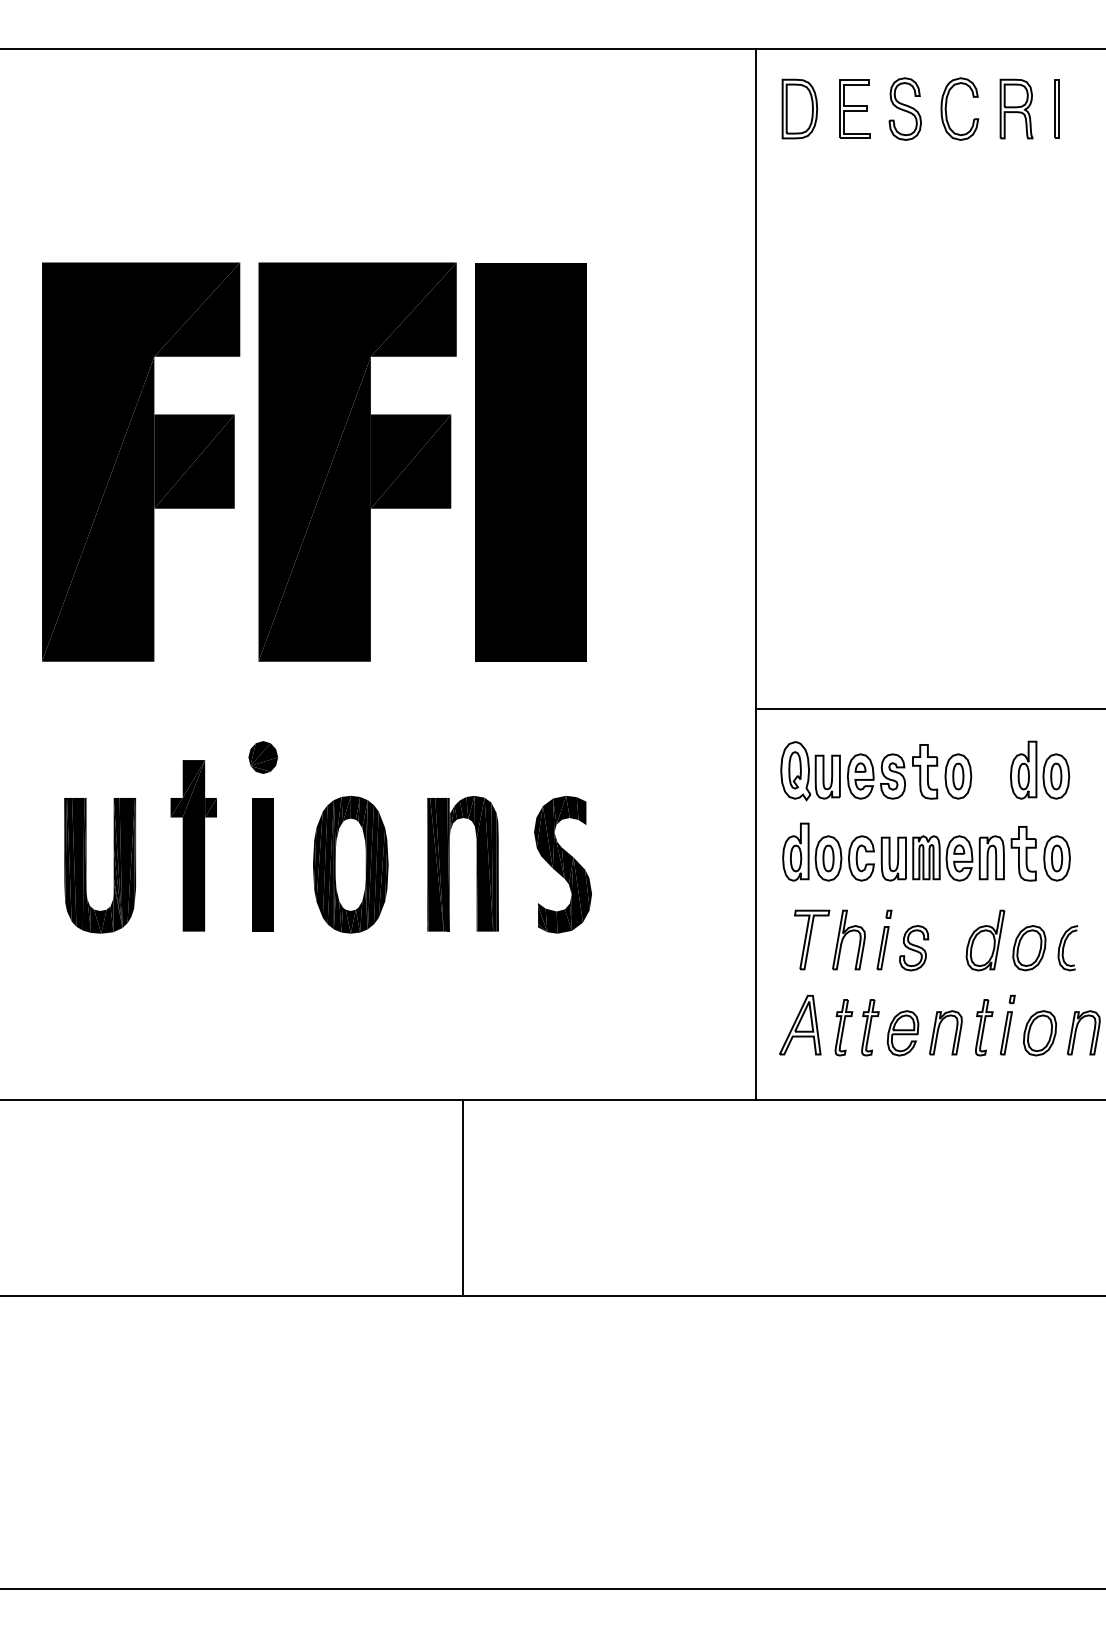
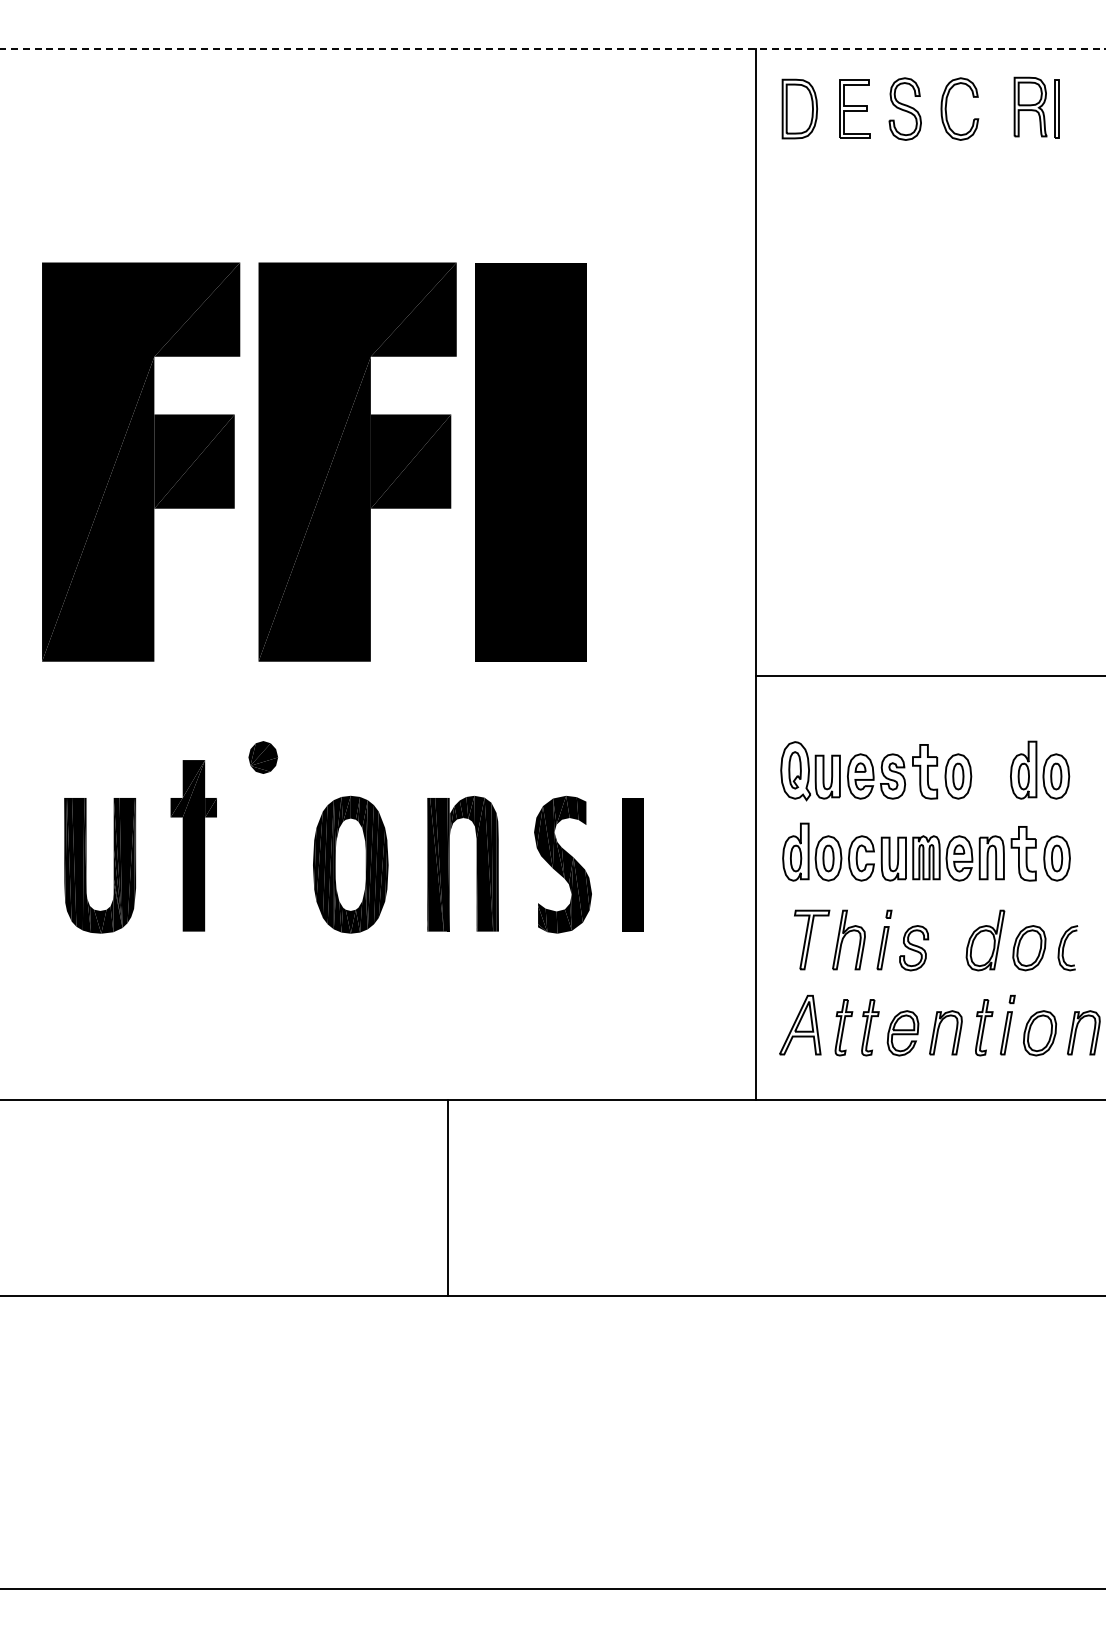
line: solid -> dashed (554, 49)
part position: (1016, 108) -> (1030, 106) (1030, 106)
line position: (929, 709) -> (929, 676) (929, 676)
part position: (262, 864) -> (632, 864) (632, 864)
line position: (462, 1197) -> (447, 1197) (447, 1197)
